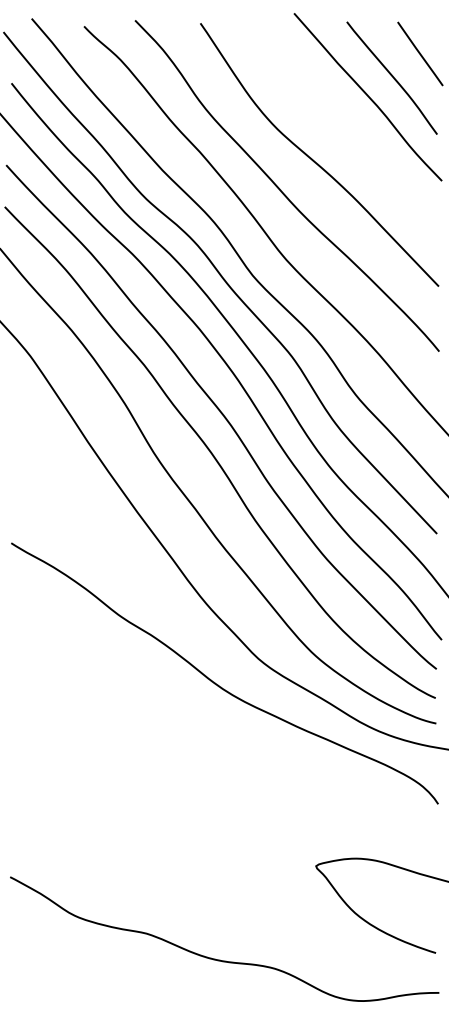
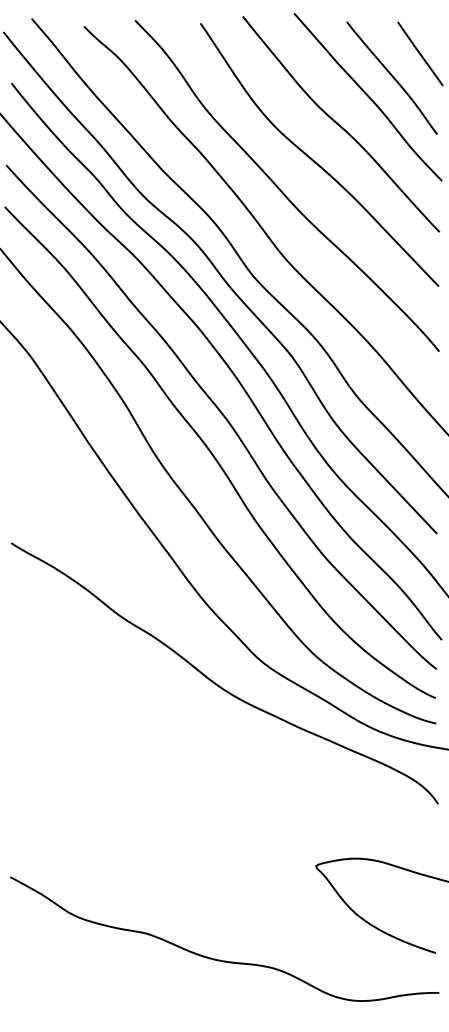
curve: none -> present (340, 125)
